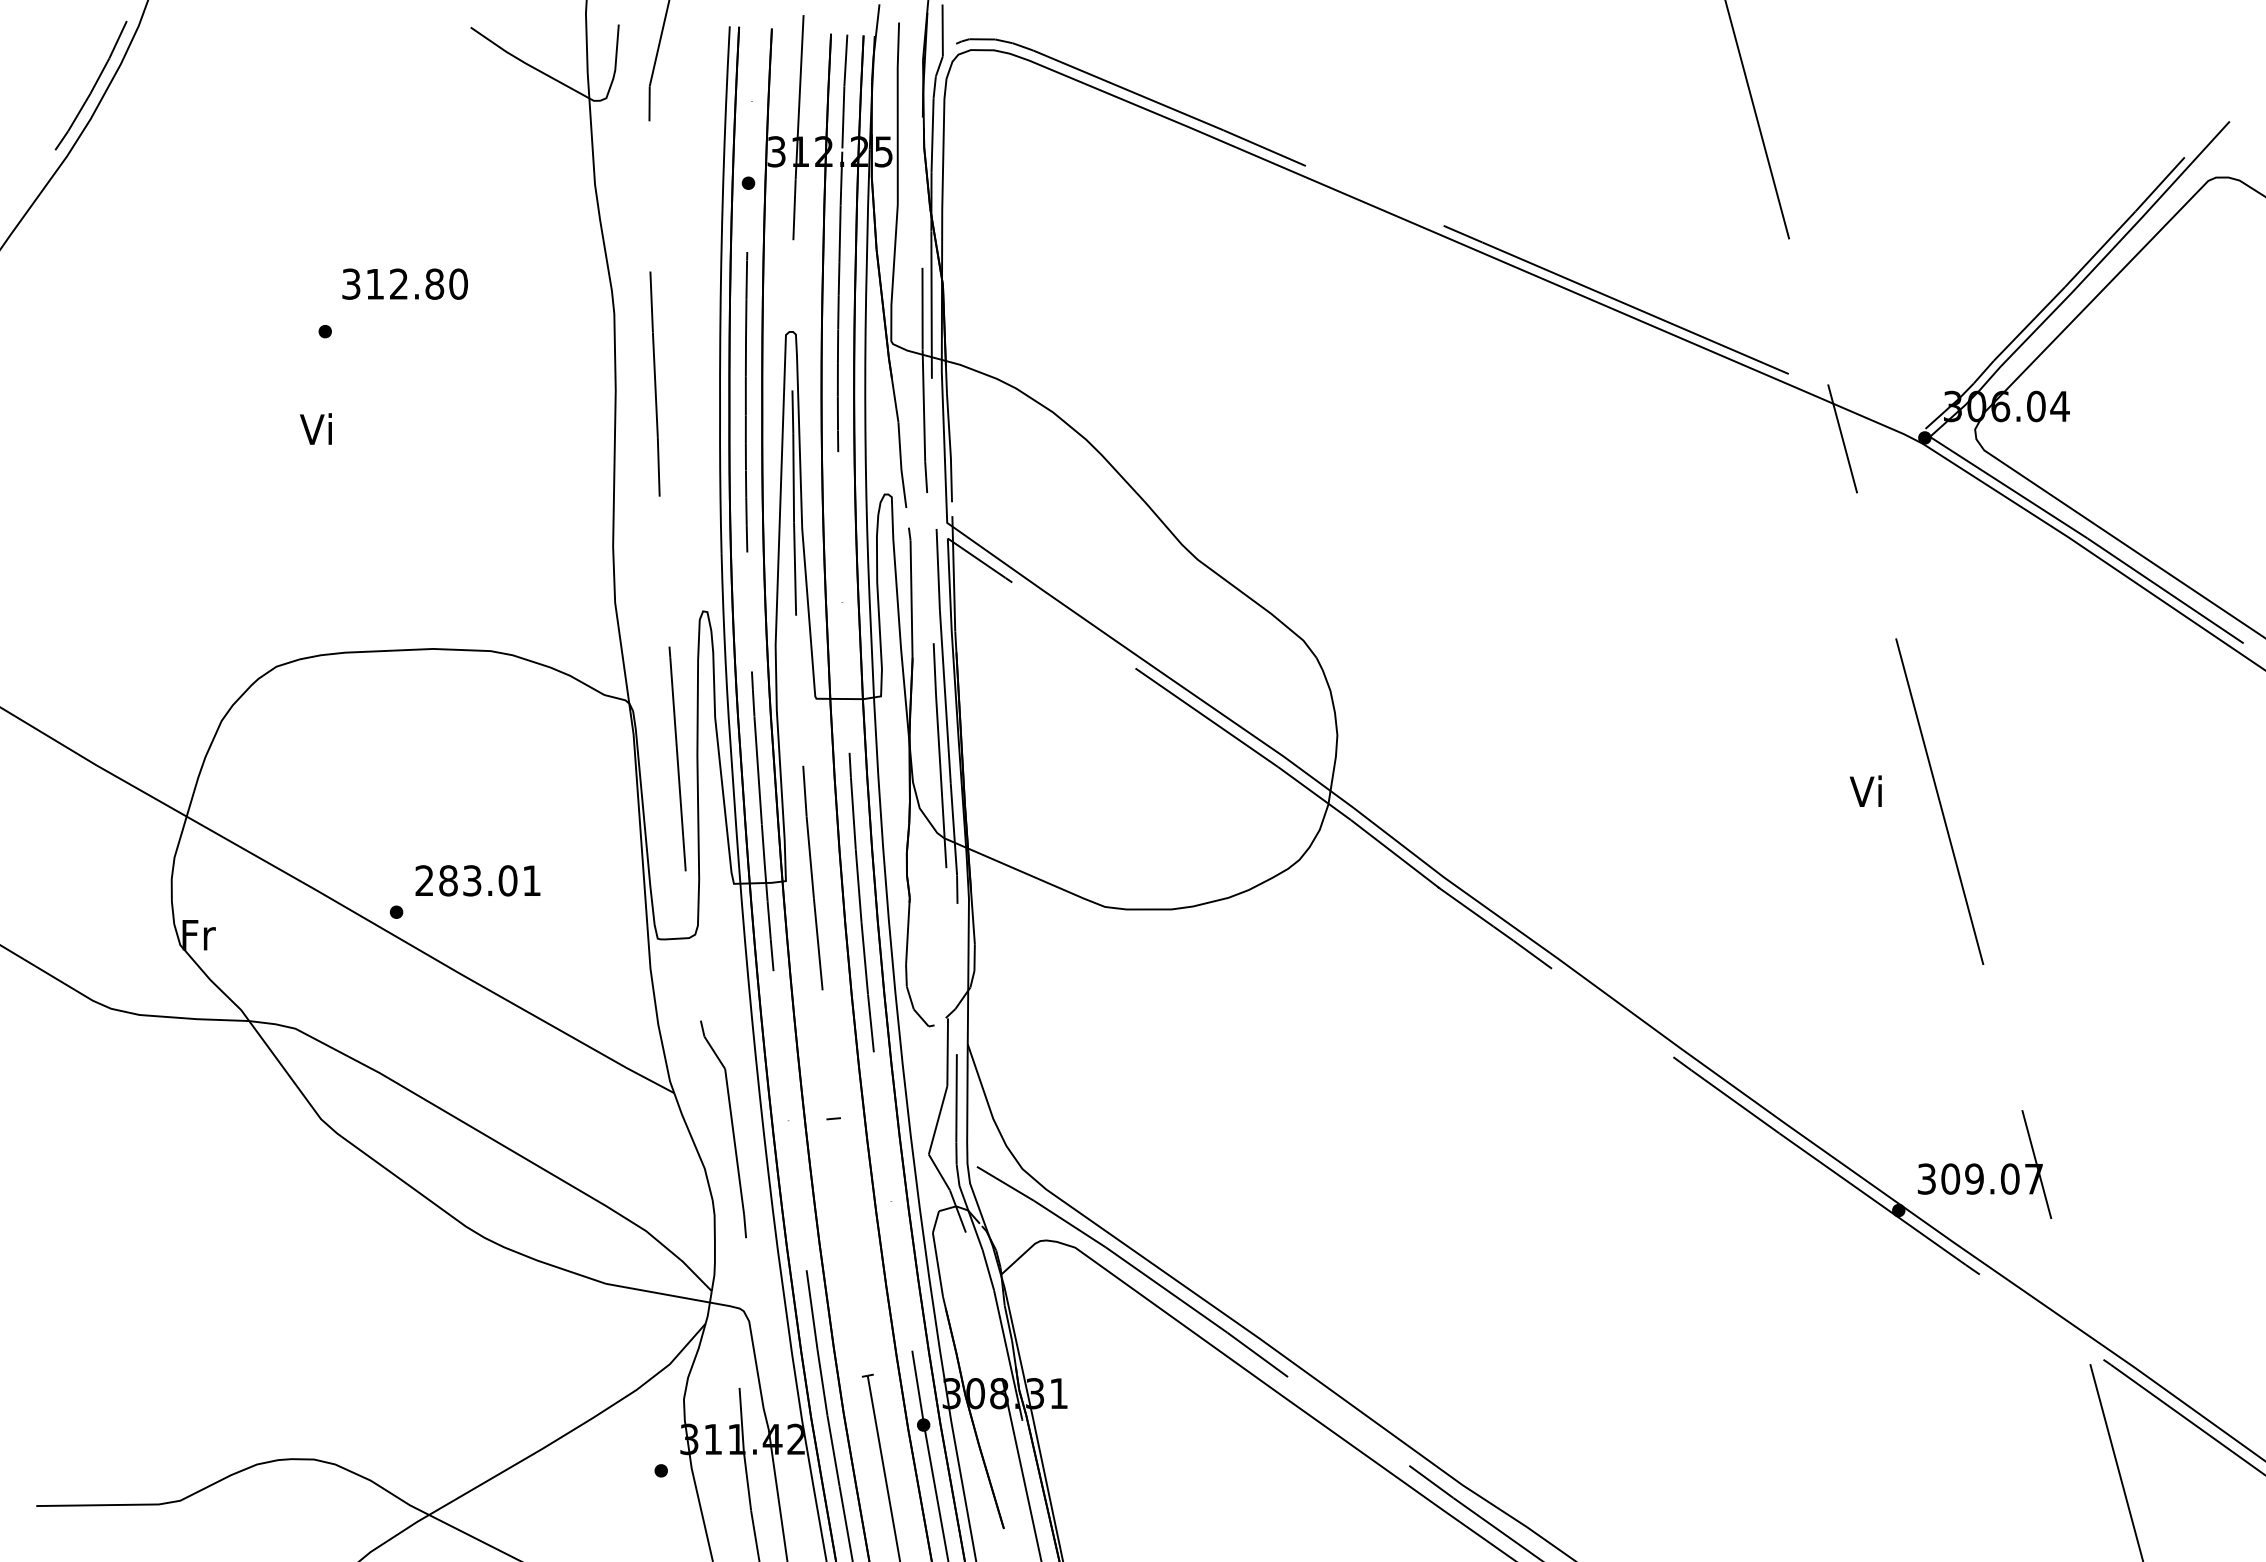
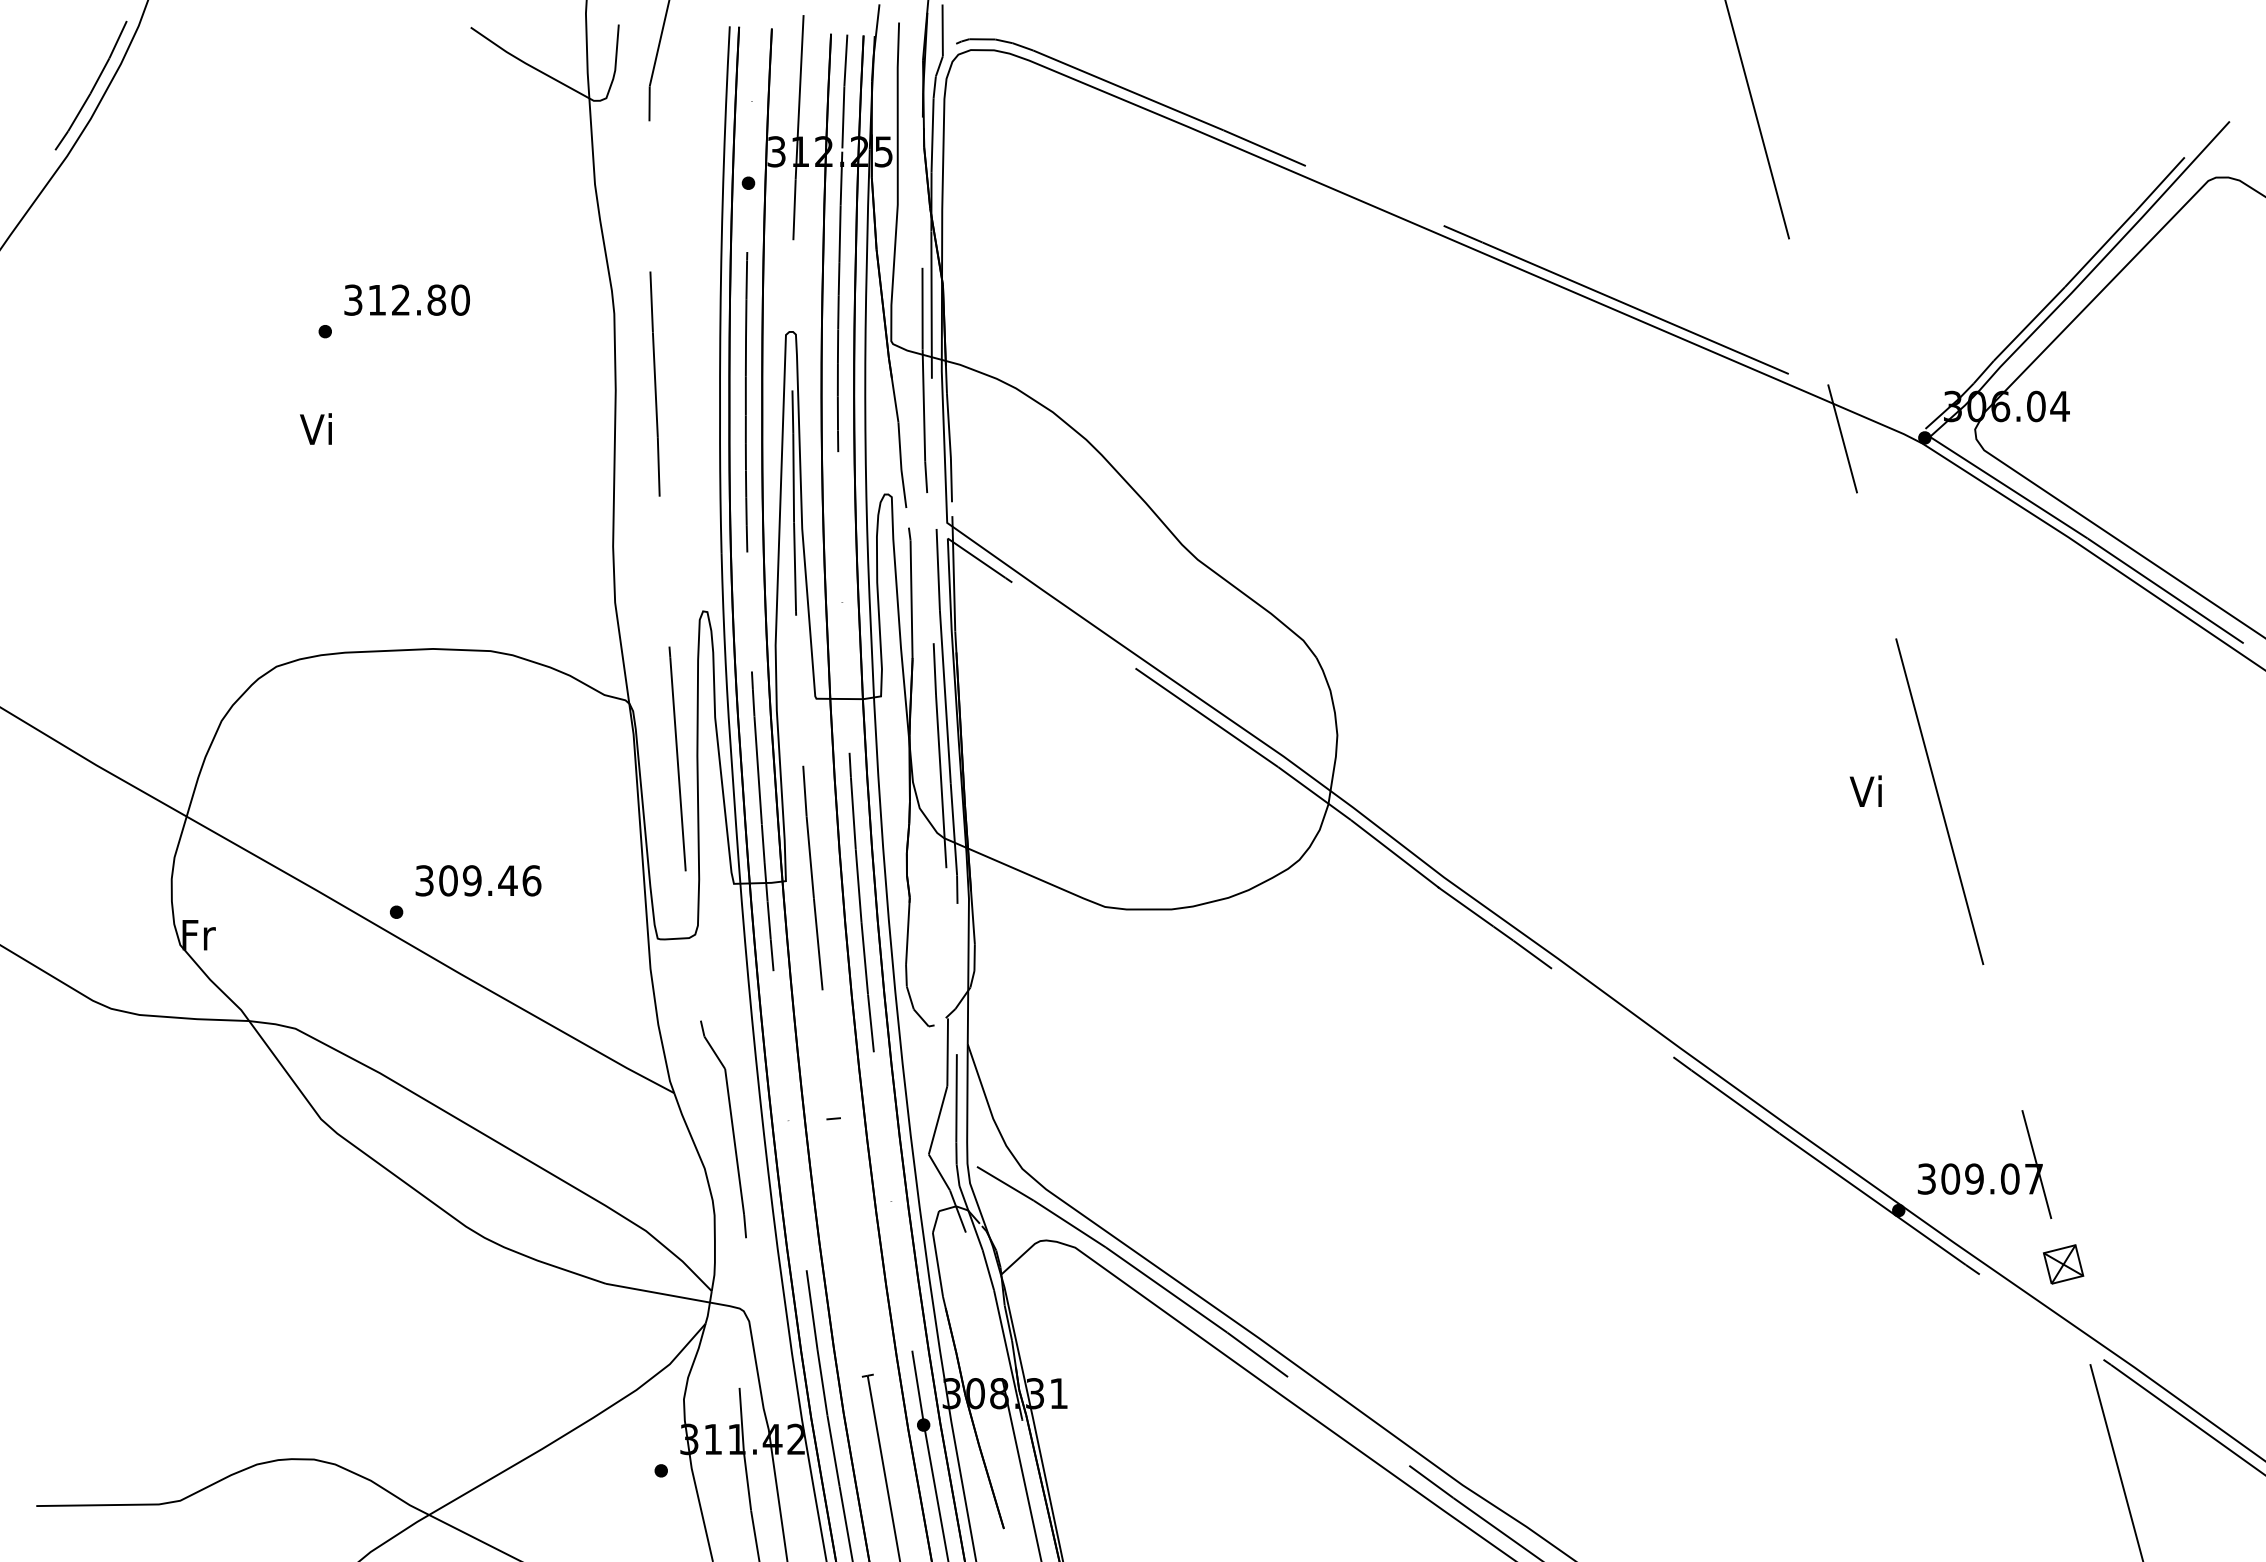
text position: (404, 283) -> (406, 299) (406, 299)
text: 283.01 -> 309.46 (478, 880)
part: none -> present (2063, 1264)
